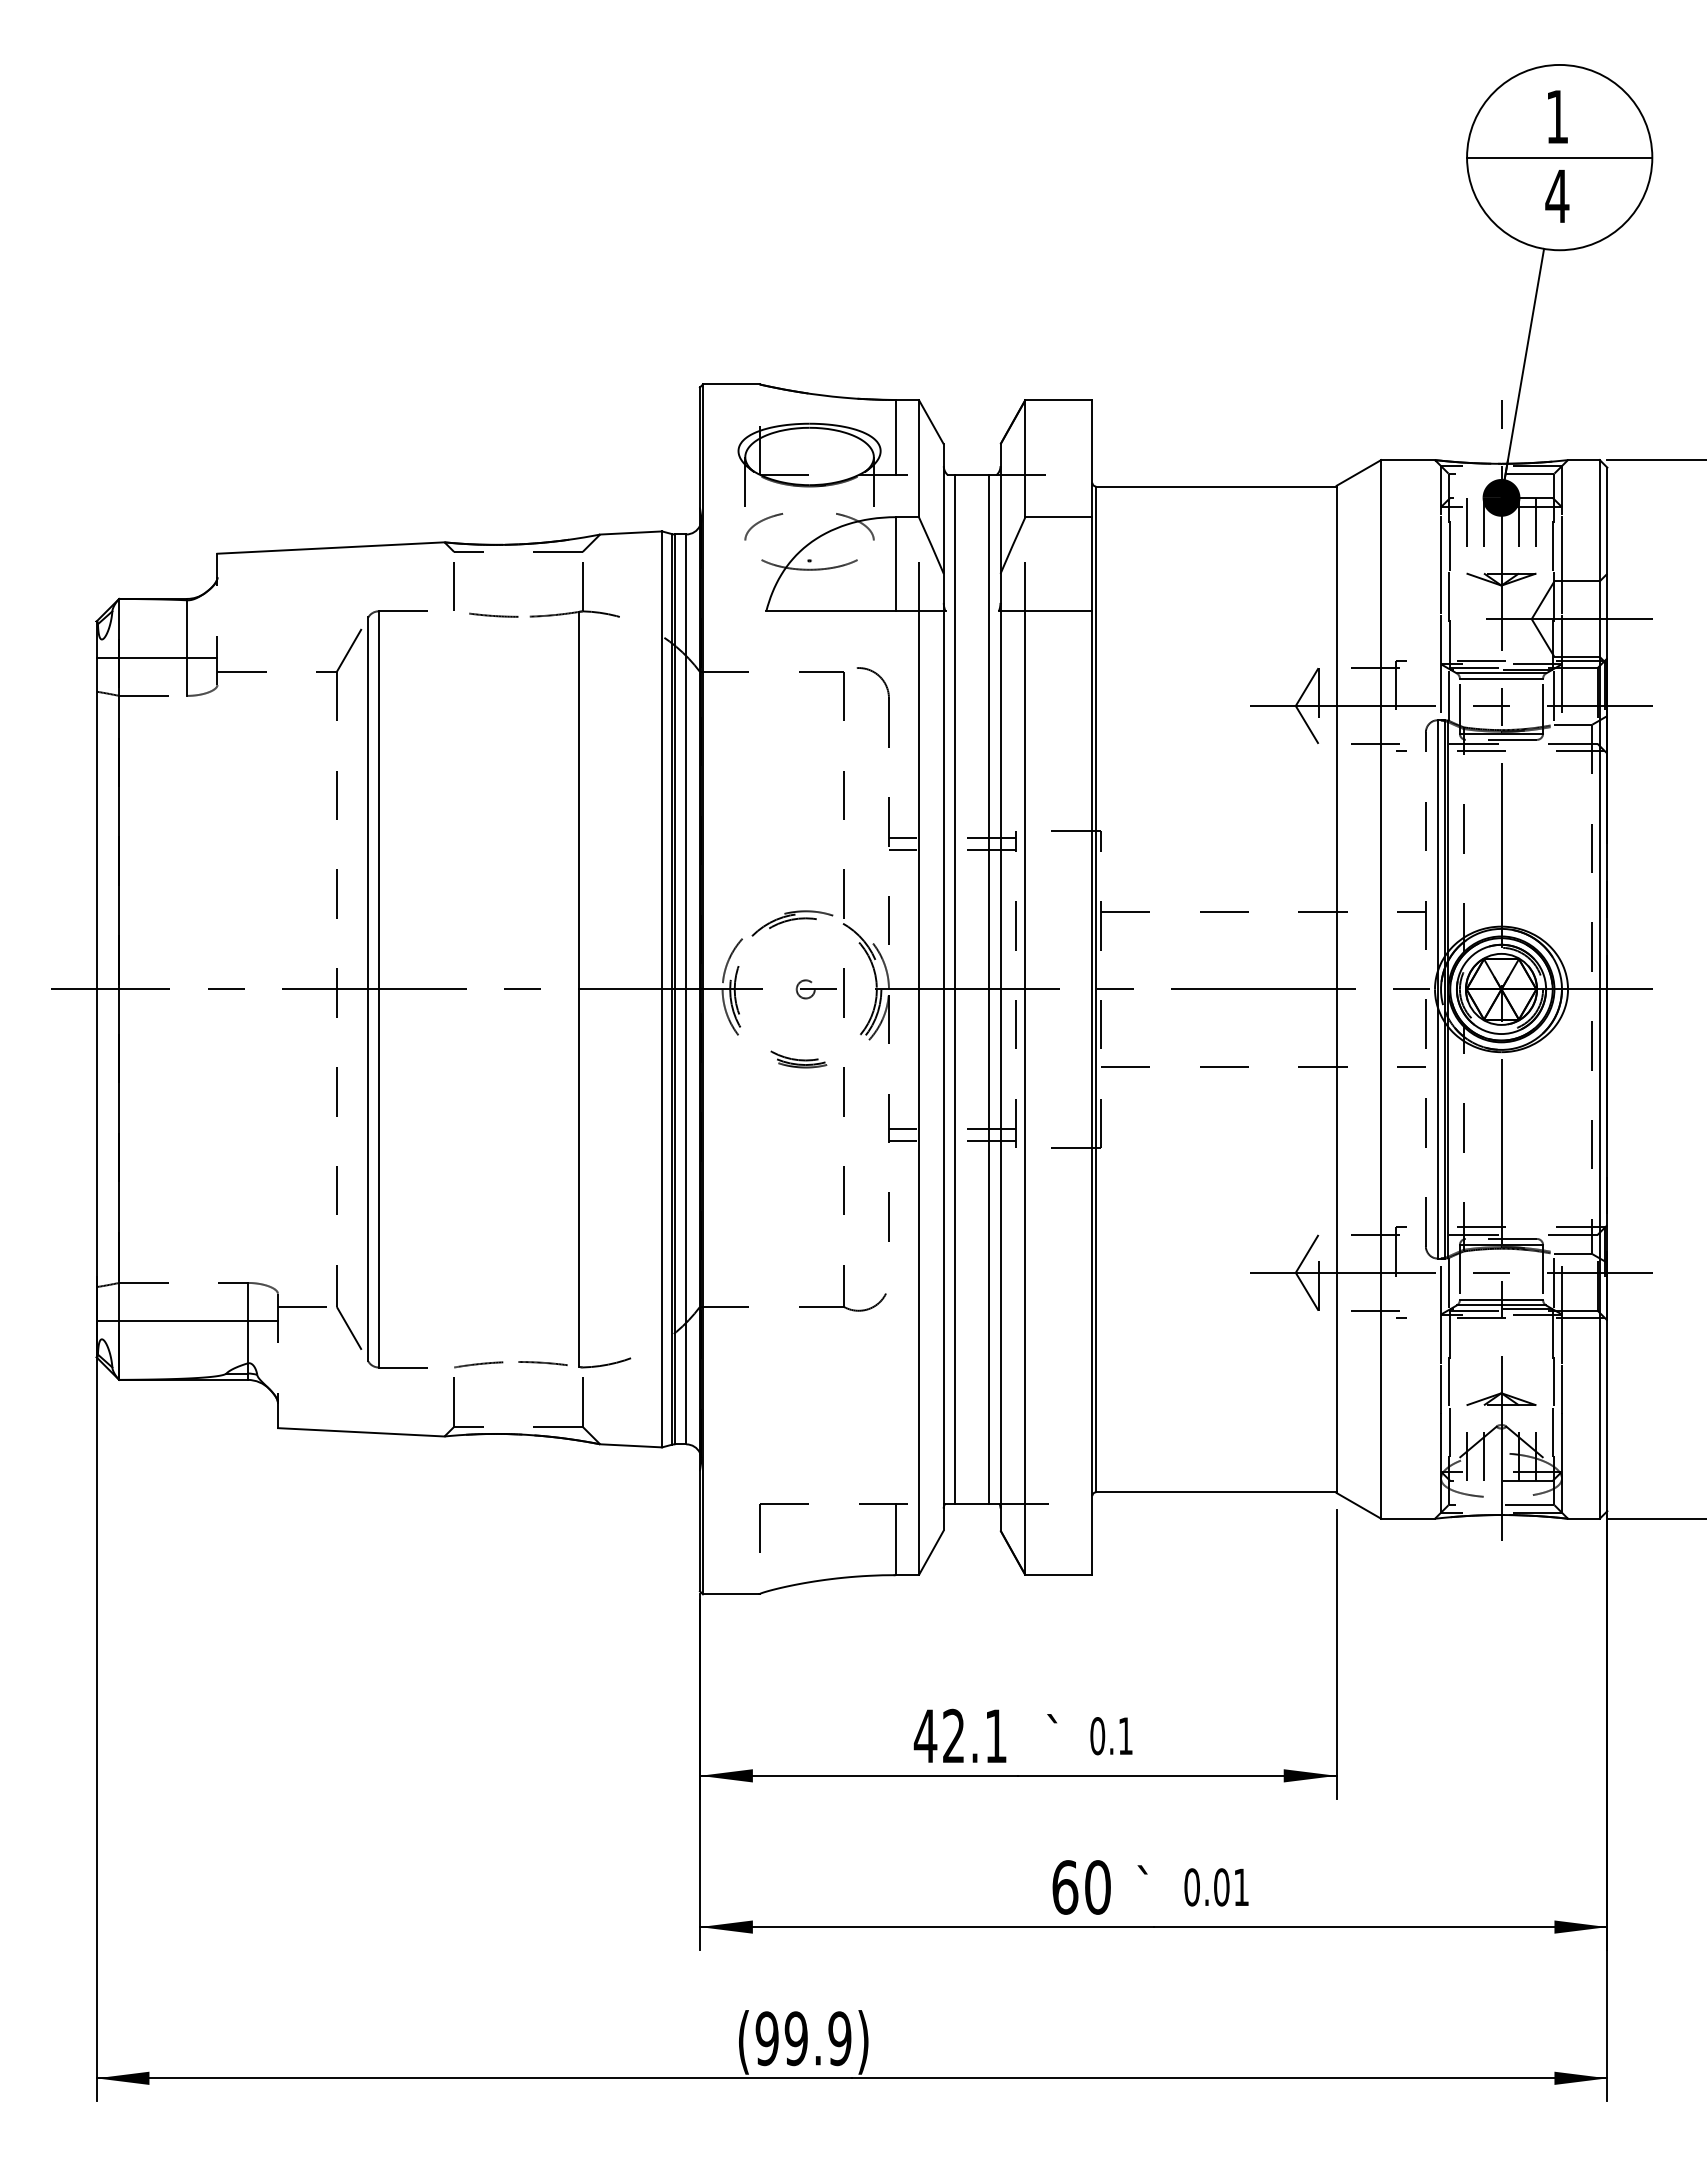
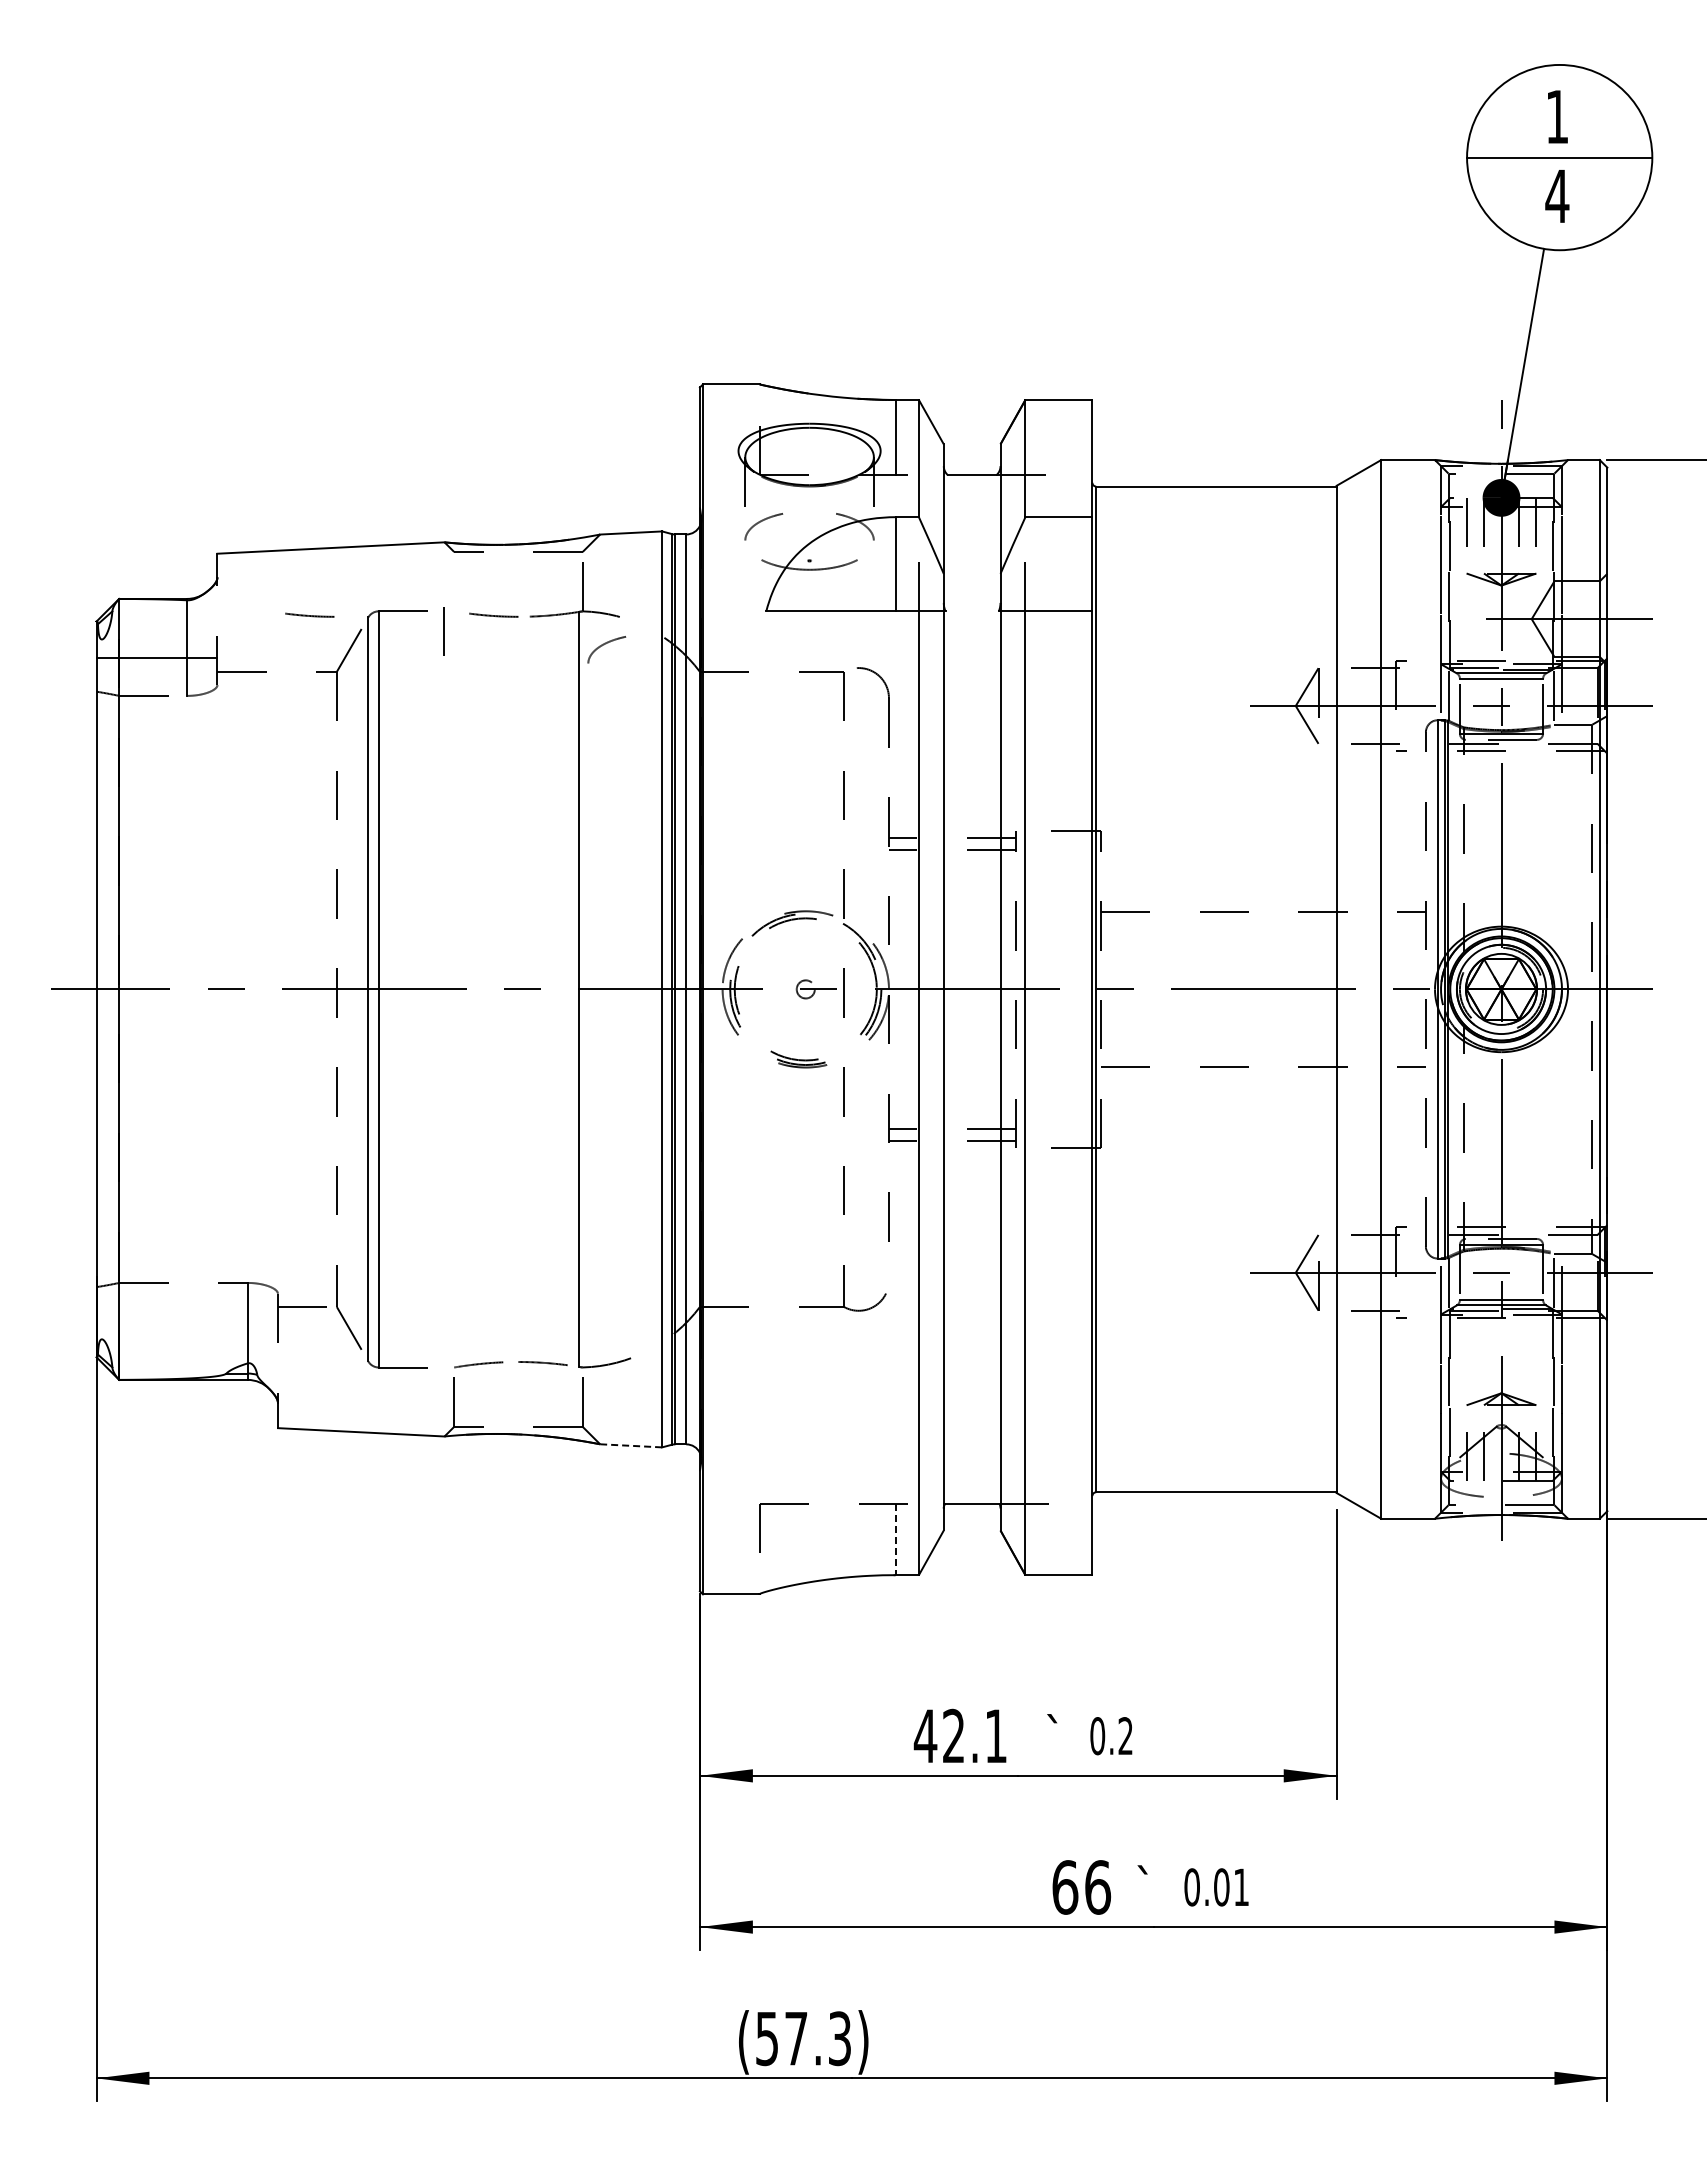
line position: (453, 586) -> (443, 631) (443, 631)
line: none -> present (309, 615)
curve: none -> present (604, 645)
line: present -> none (955, 989)
line: present -> none (989, 989)
line: present -> none (186, 1321)
line: solid -> dashed (631, 1445)
line: solid -> dashed (895, 1539)
text: 0.1 -> 0.2 (1125, 1735)
text: 60 -> 66 (1098, 1887)
text: (99.9) -> (57.3) (803, 2038)
